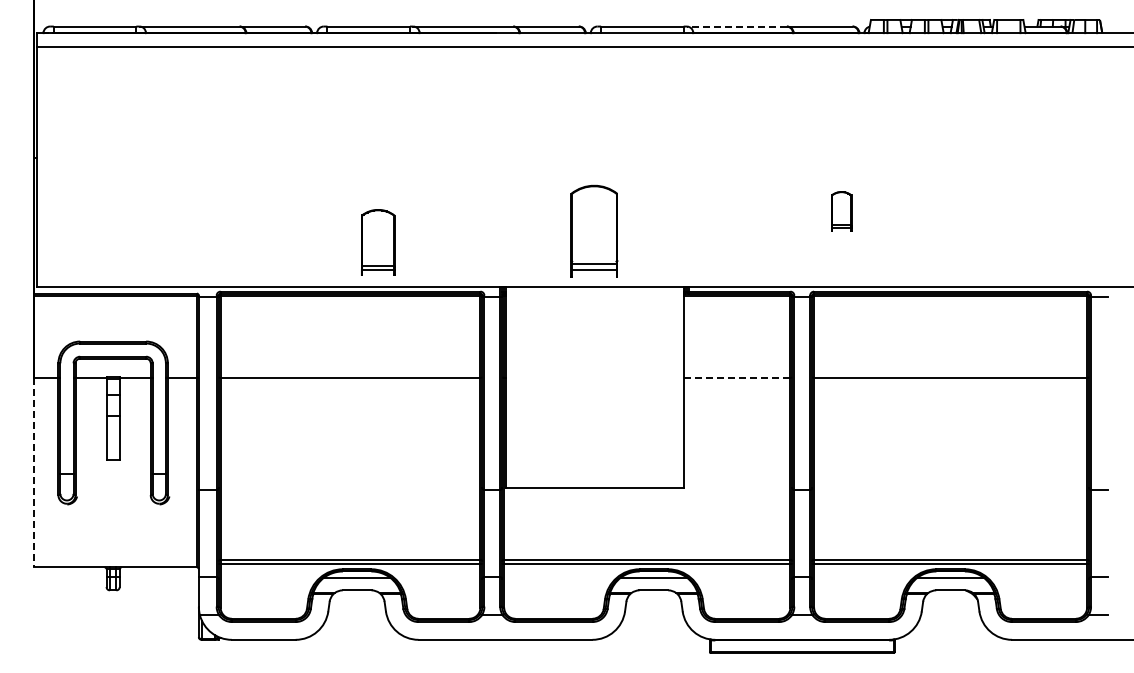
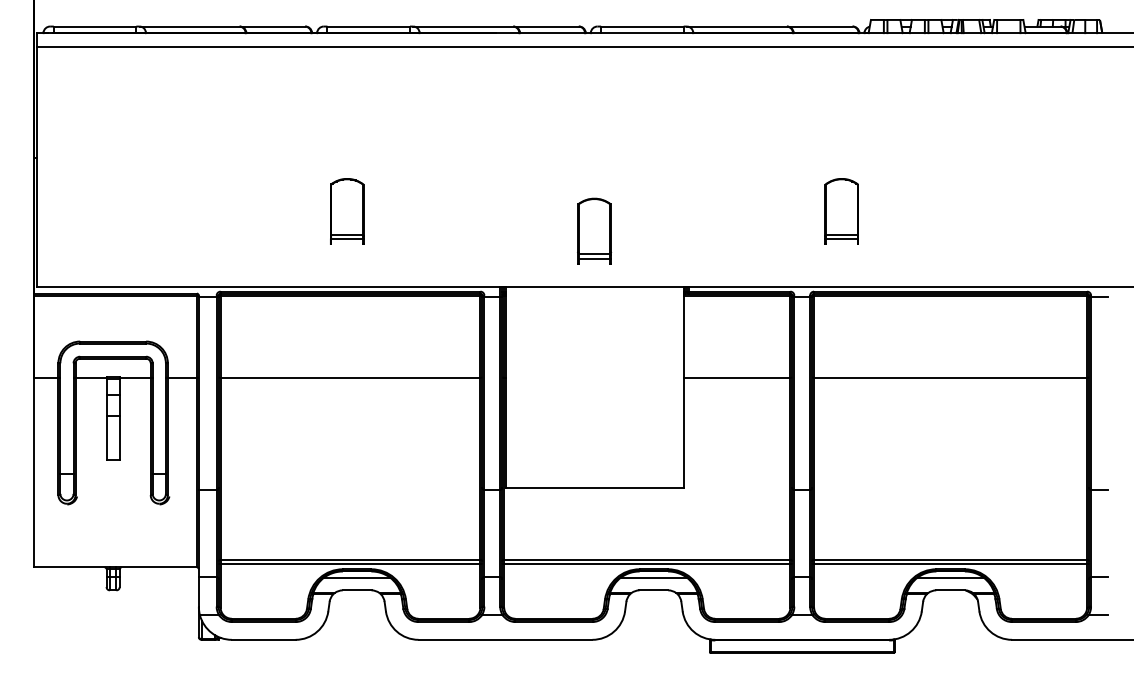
line: dashed -> solid (736, 26)
part size: 22x41 px -> 35x67 px (841, 211)
part size: 49x94 px -> 36x68 px (594, 230)
part position: (378, 242) -> (347, 211) (347, 211)
line: dashed -> solid (736, 377)
line: dashed -> solid (34, 472)
